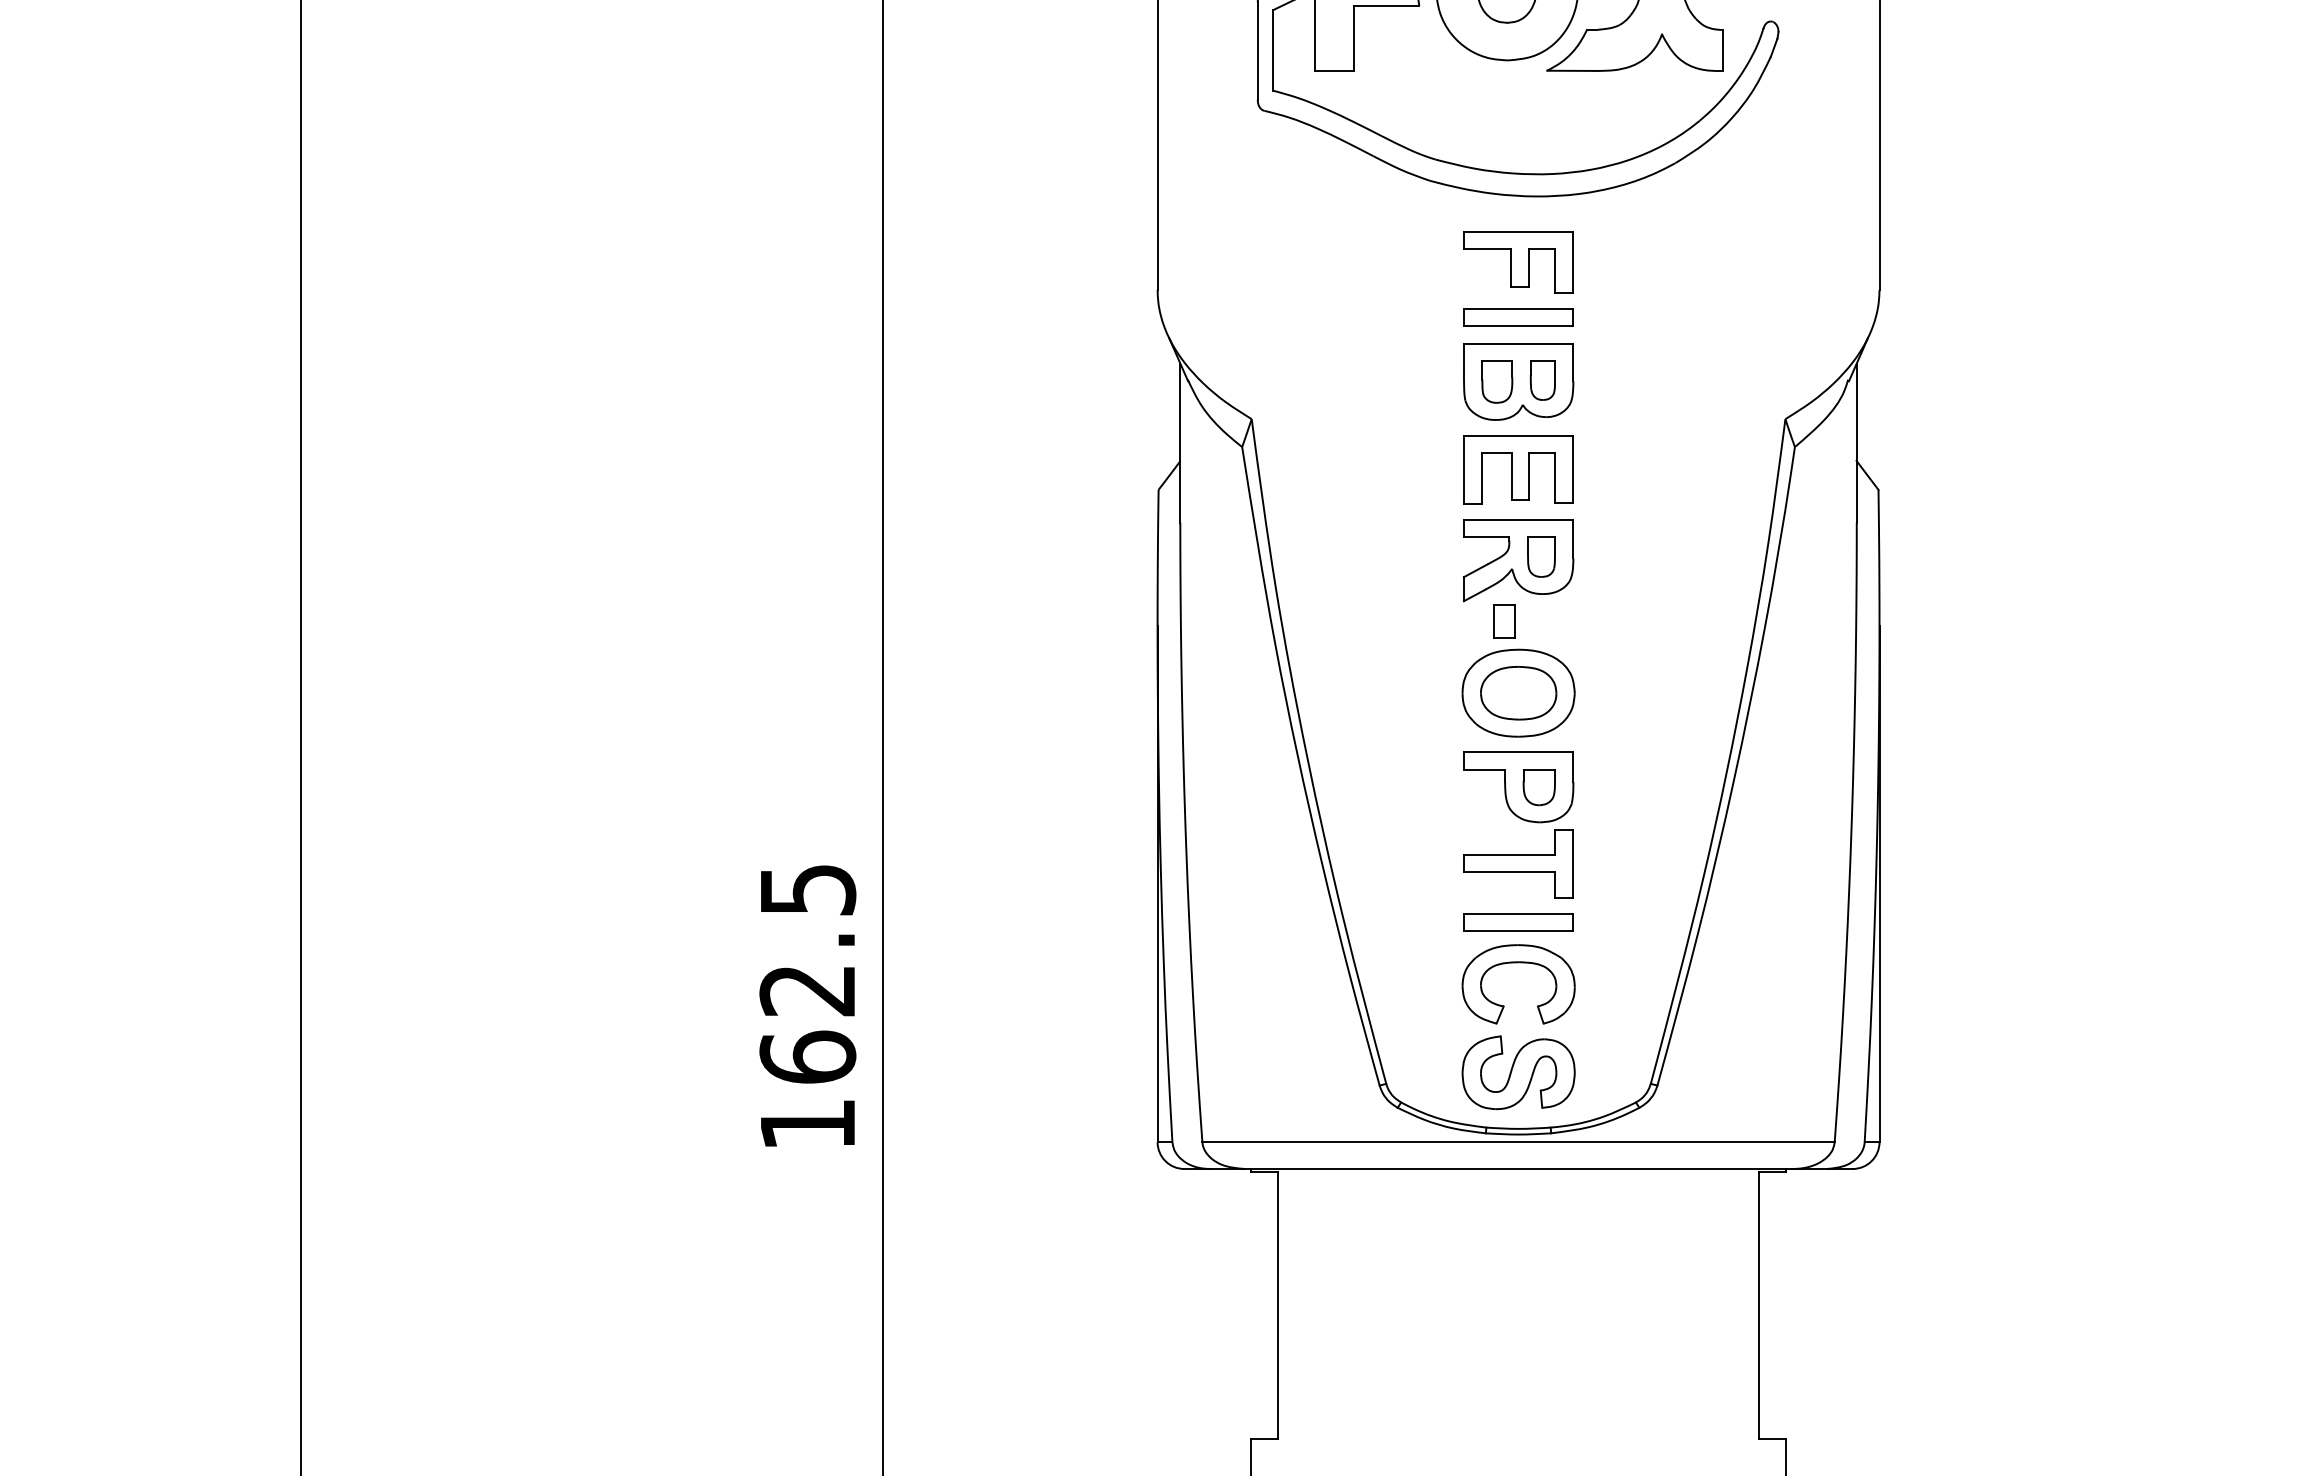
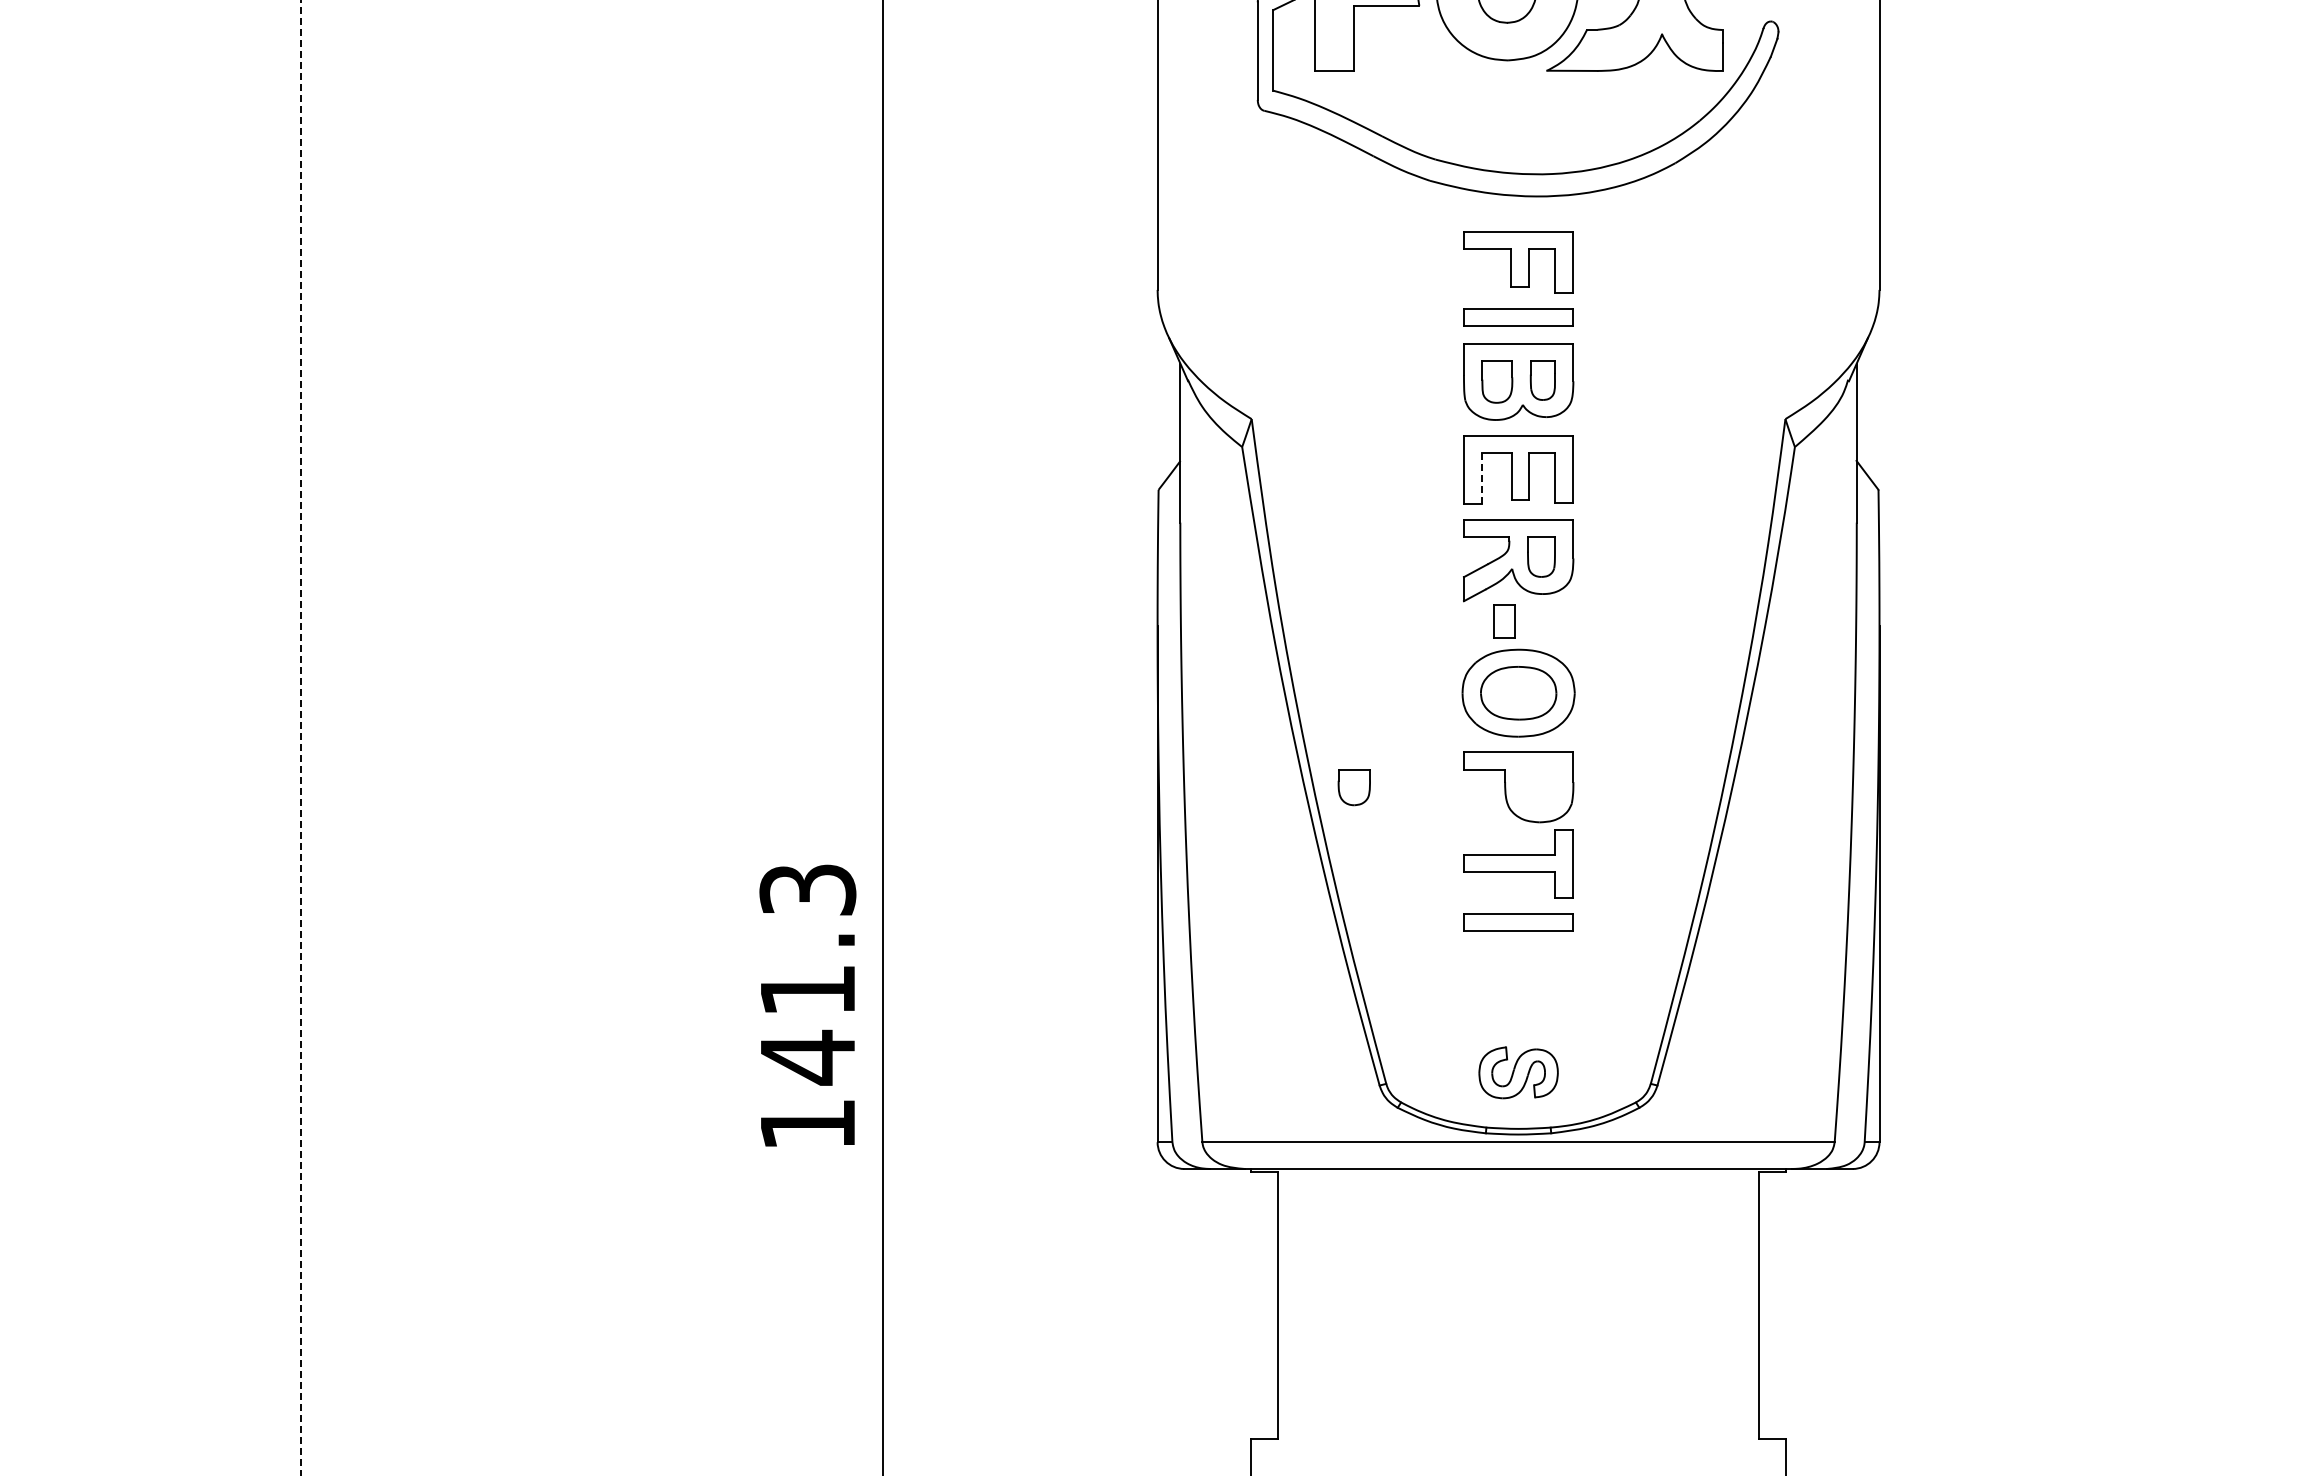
line: solid -> dashed (1482, 478)
line: solid -> dashed (300, 738)
part position: (1538, 787) -> (1353, 787) (1353, 787)
part: present -> none (1518, 963)
text: 162.5 -> 141.3 (807, 974)
part size: 115x76 px -> 81x54 px (1518, 1072)
